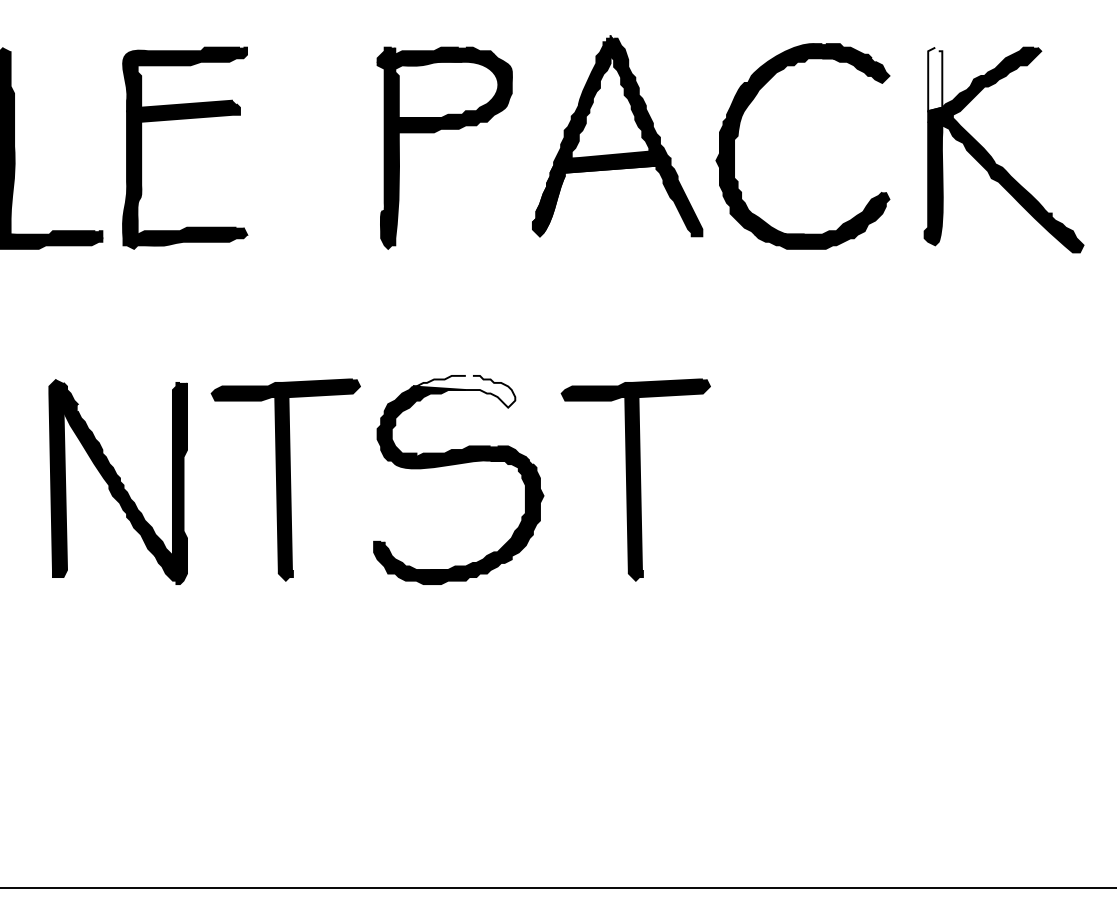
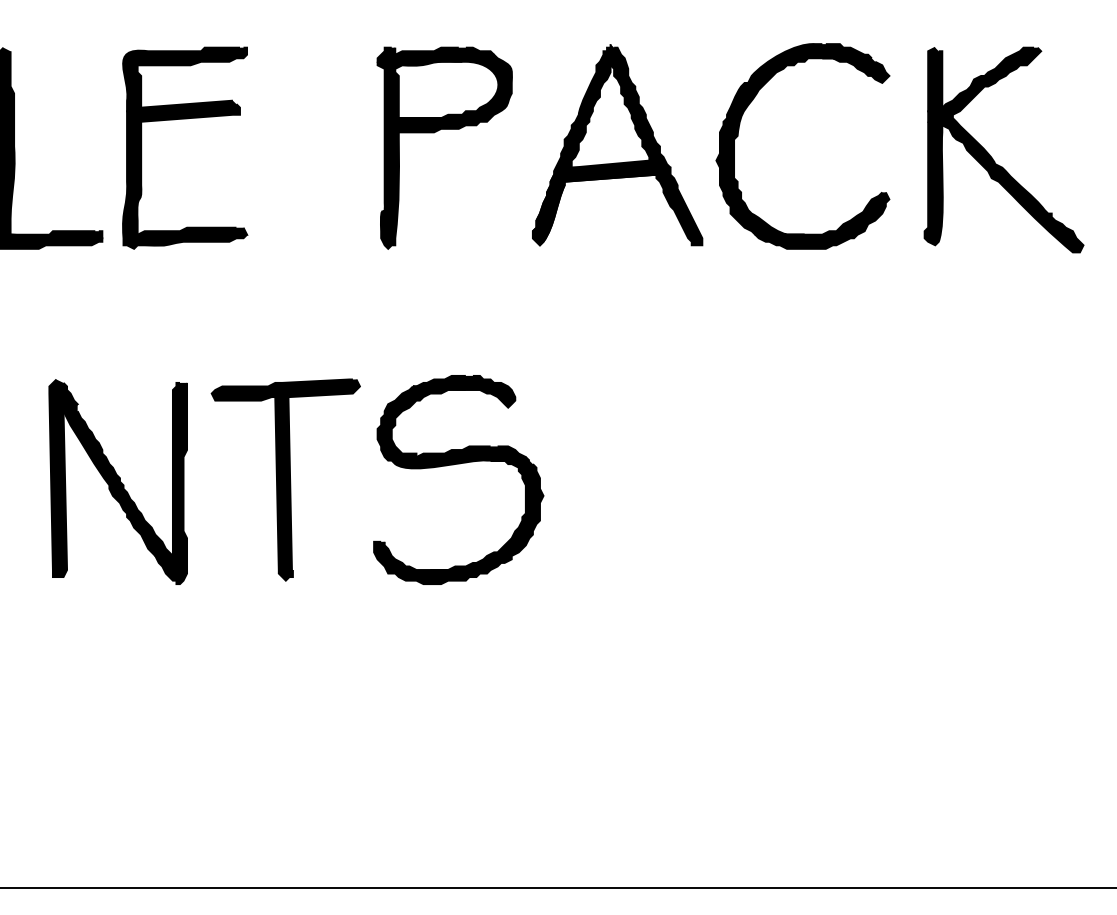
fill: none -> present (935, 79)
part position: (617, 136) -> (617, 145) (617, 145)
fill: none -> present (463, 391)
part: present -> none (635, 479)
